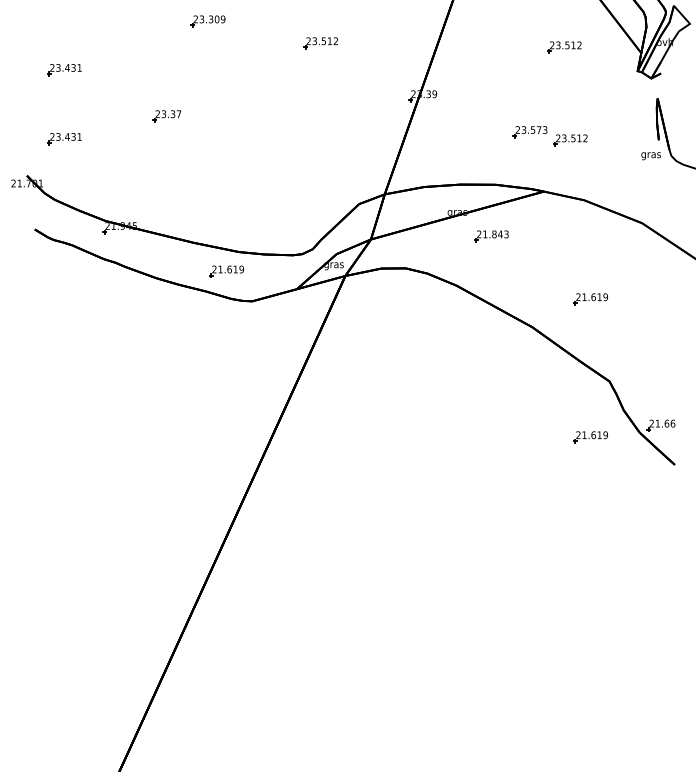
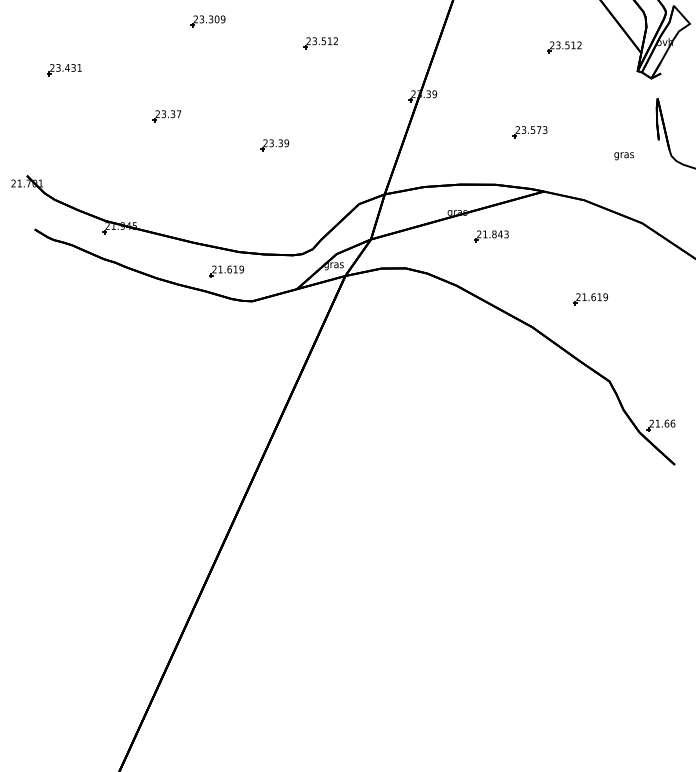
part: present -> none (64, 139)
part: present -> none (570, 140)
part: none -> present (274, 145)
text position: (650, 156) -> (623, 156) (623, 156)
part: present -> none (590, 437)
